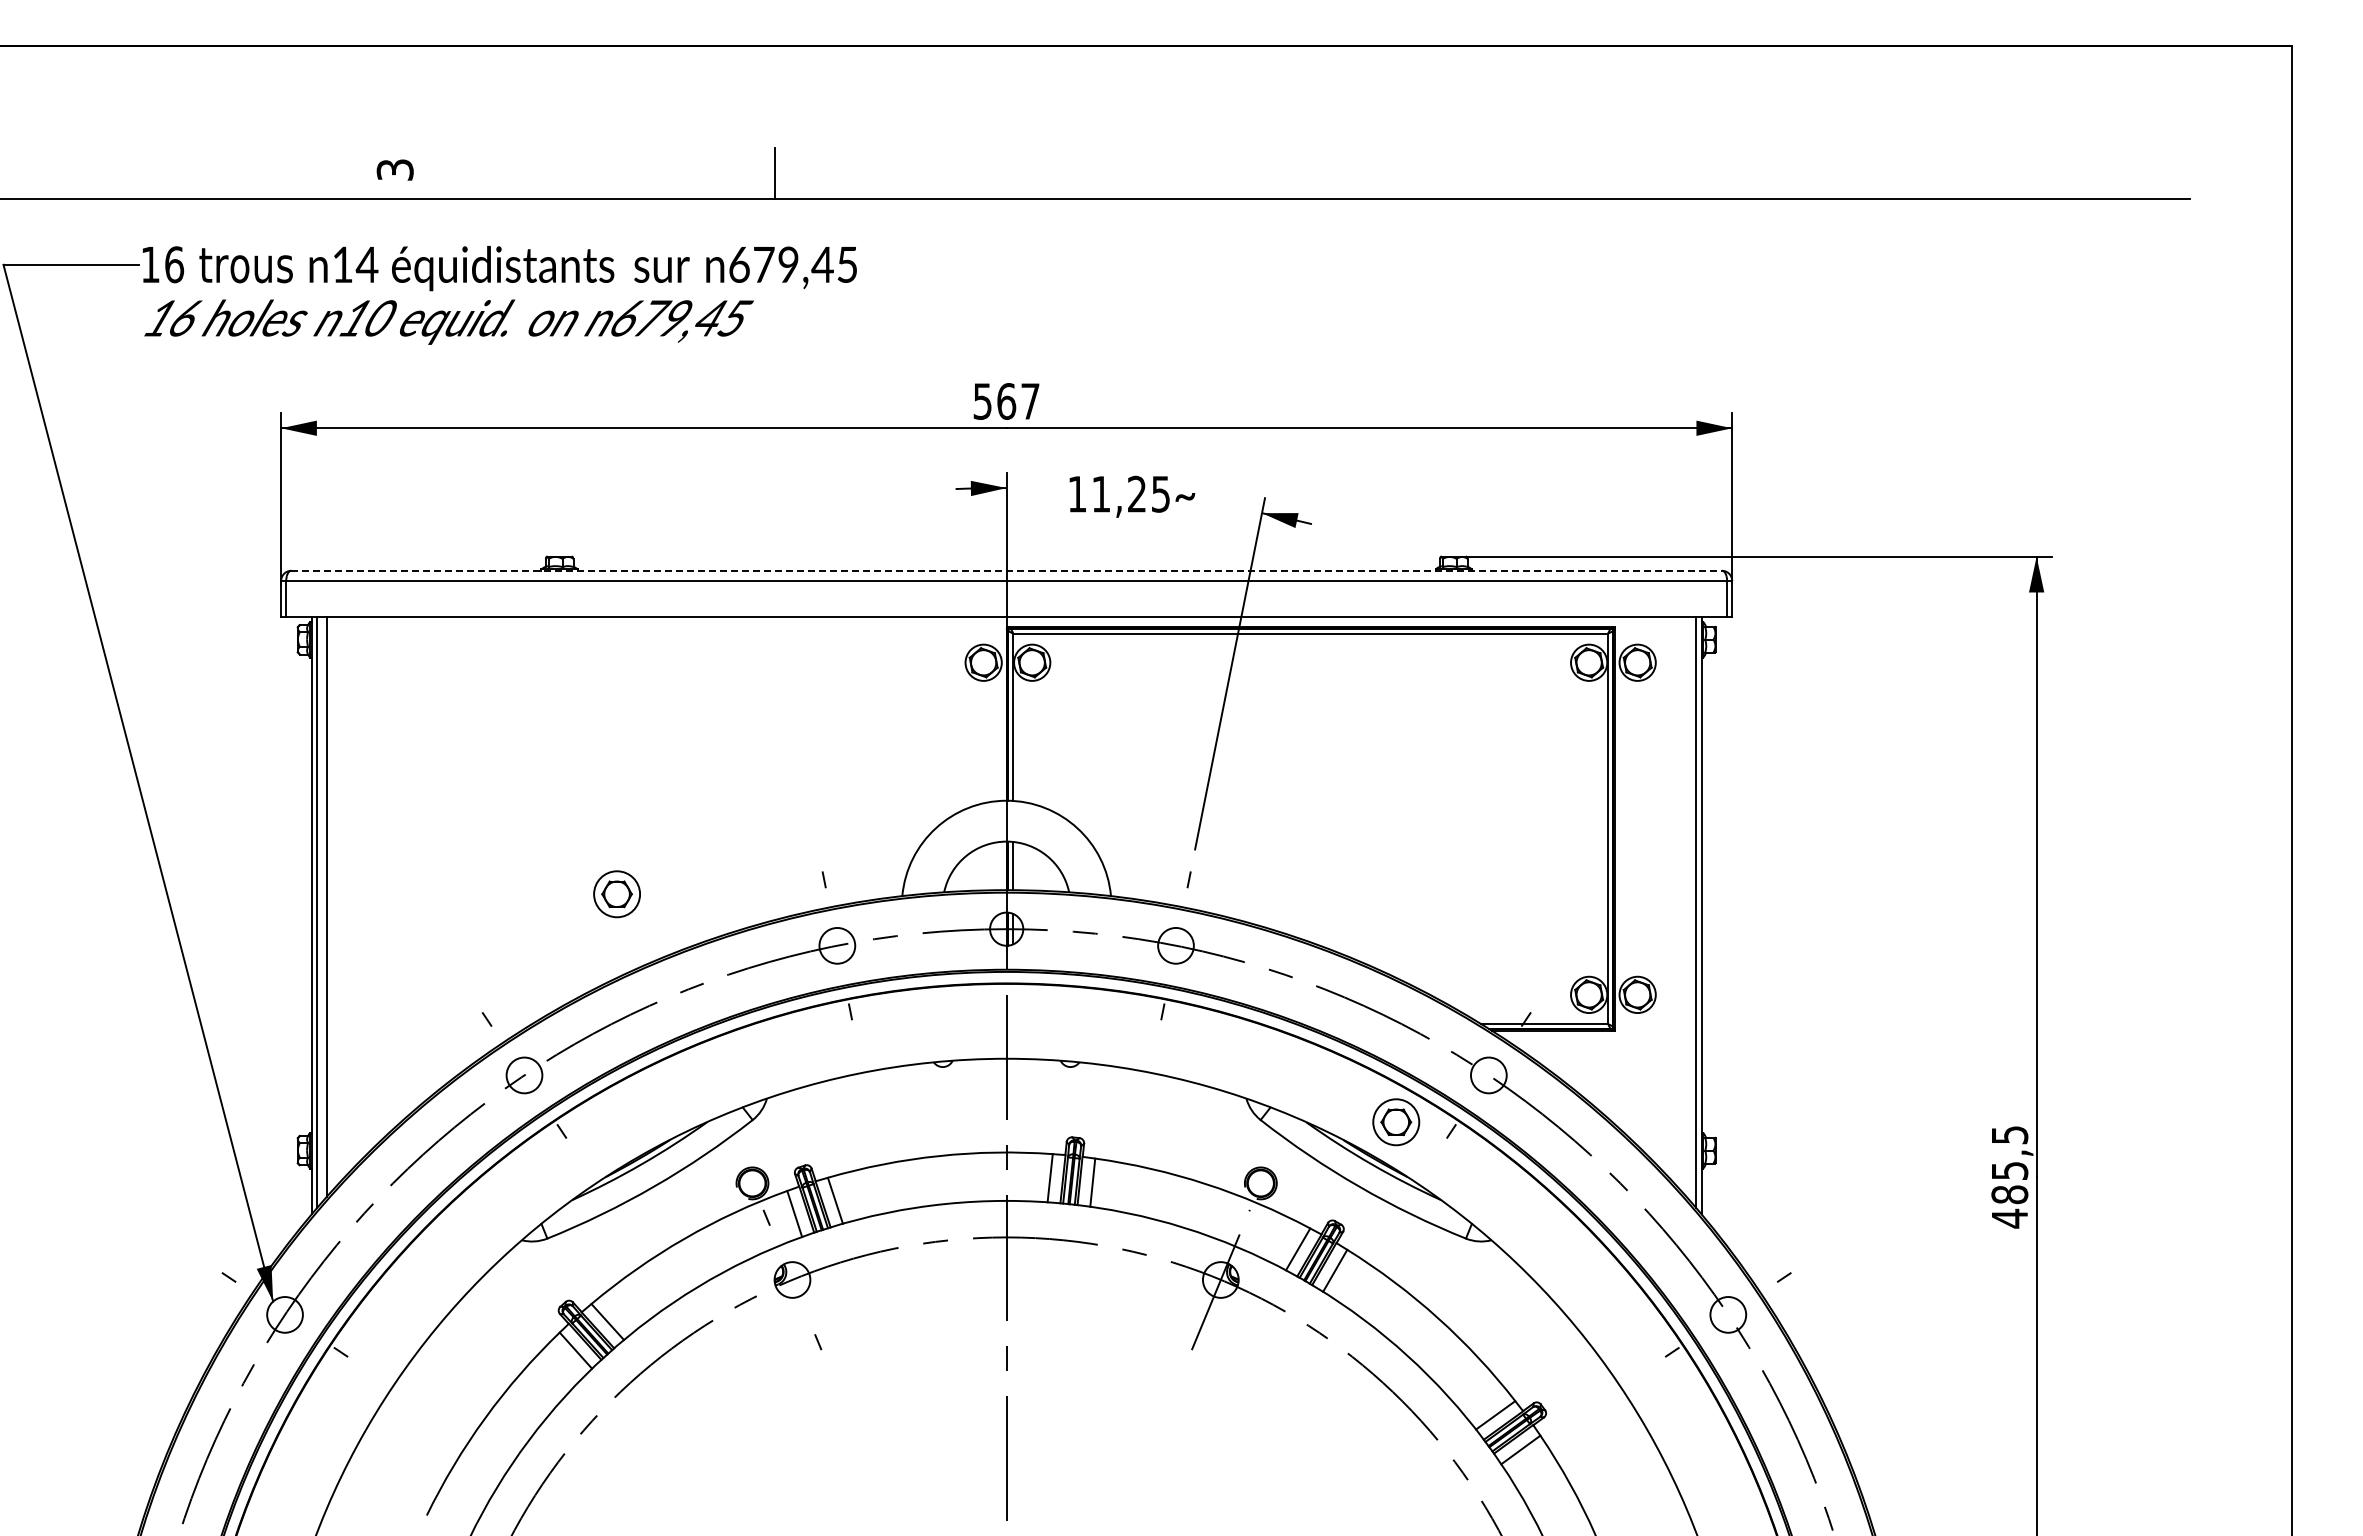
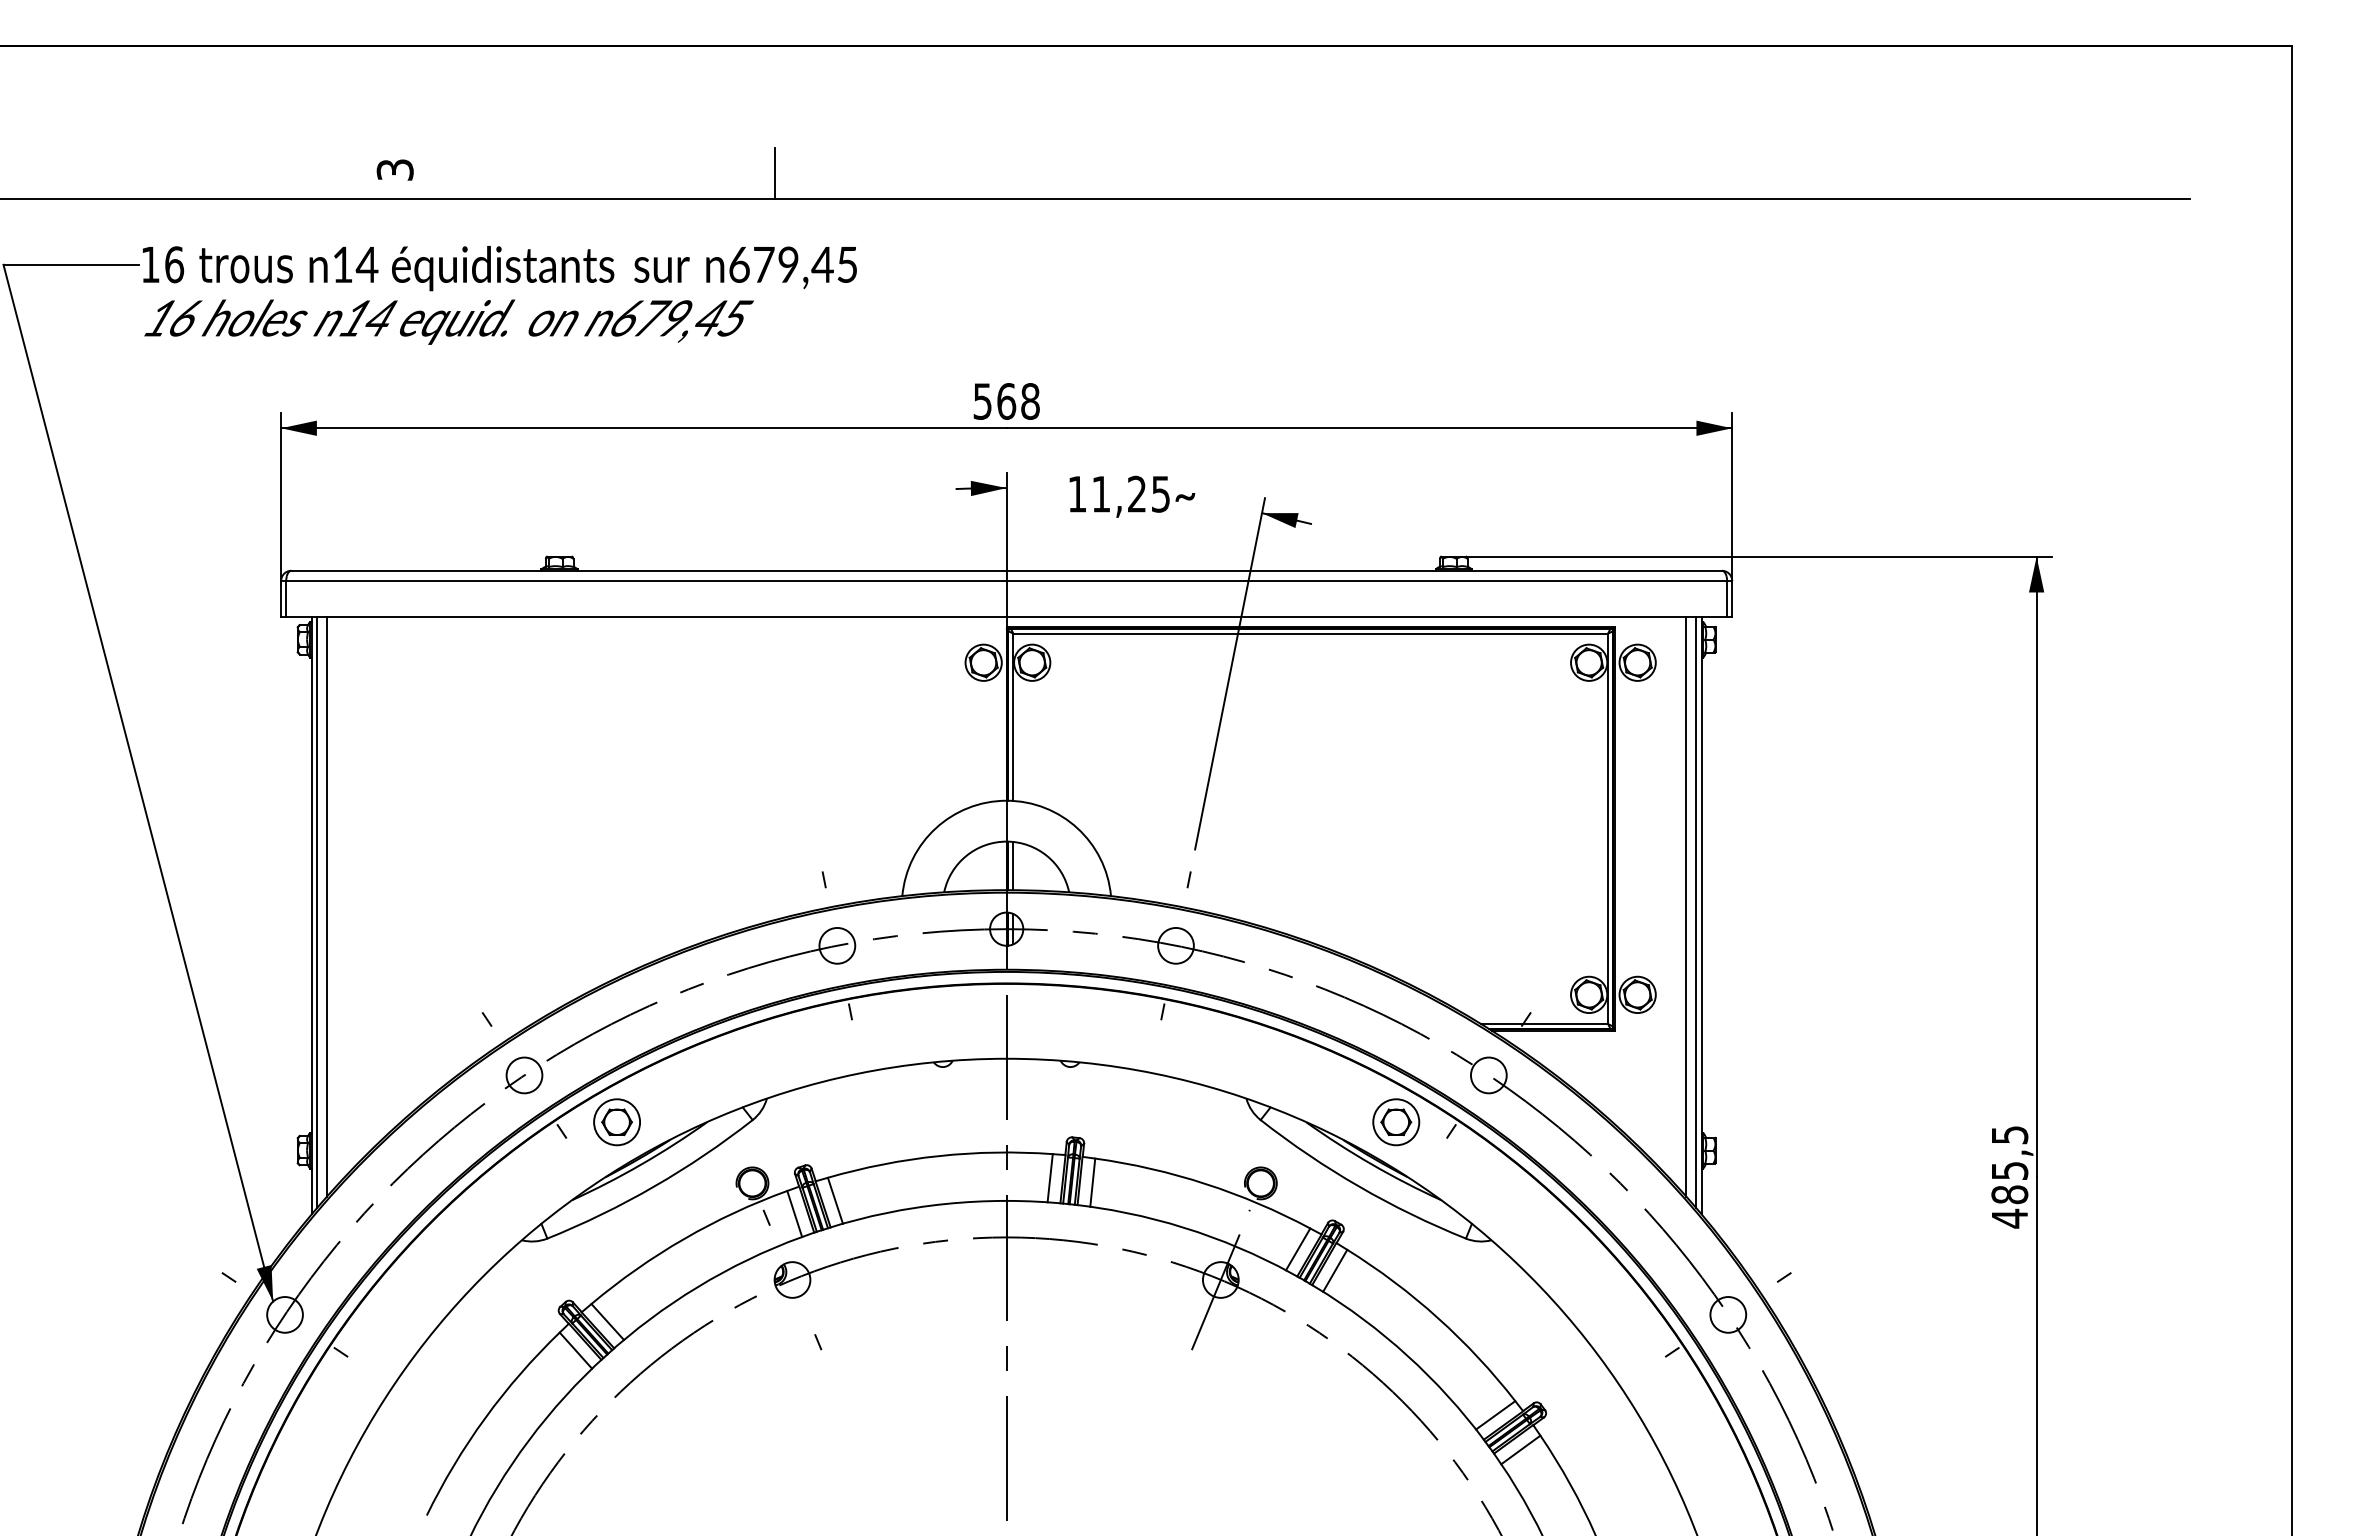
text: 10 -> 14 (381, 318)
text: 567 -> 568 (1030, 401)
line: dashed -> solid (1007, 570)
part position: (616, 894) -> (616, 1122) (616, 1122)
line: none -> present (1686, 906)
